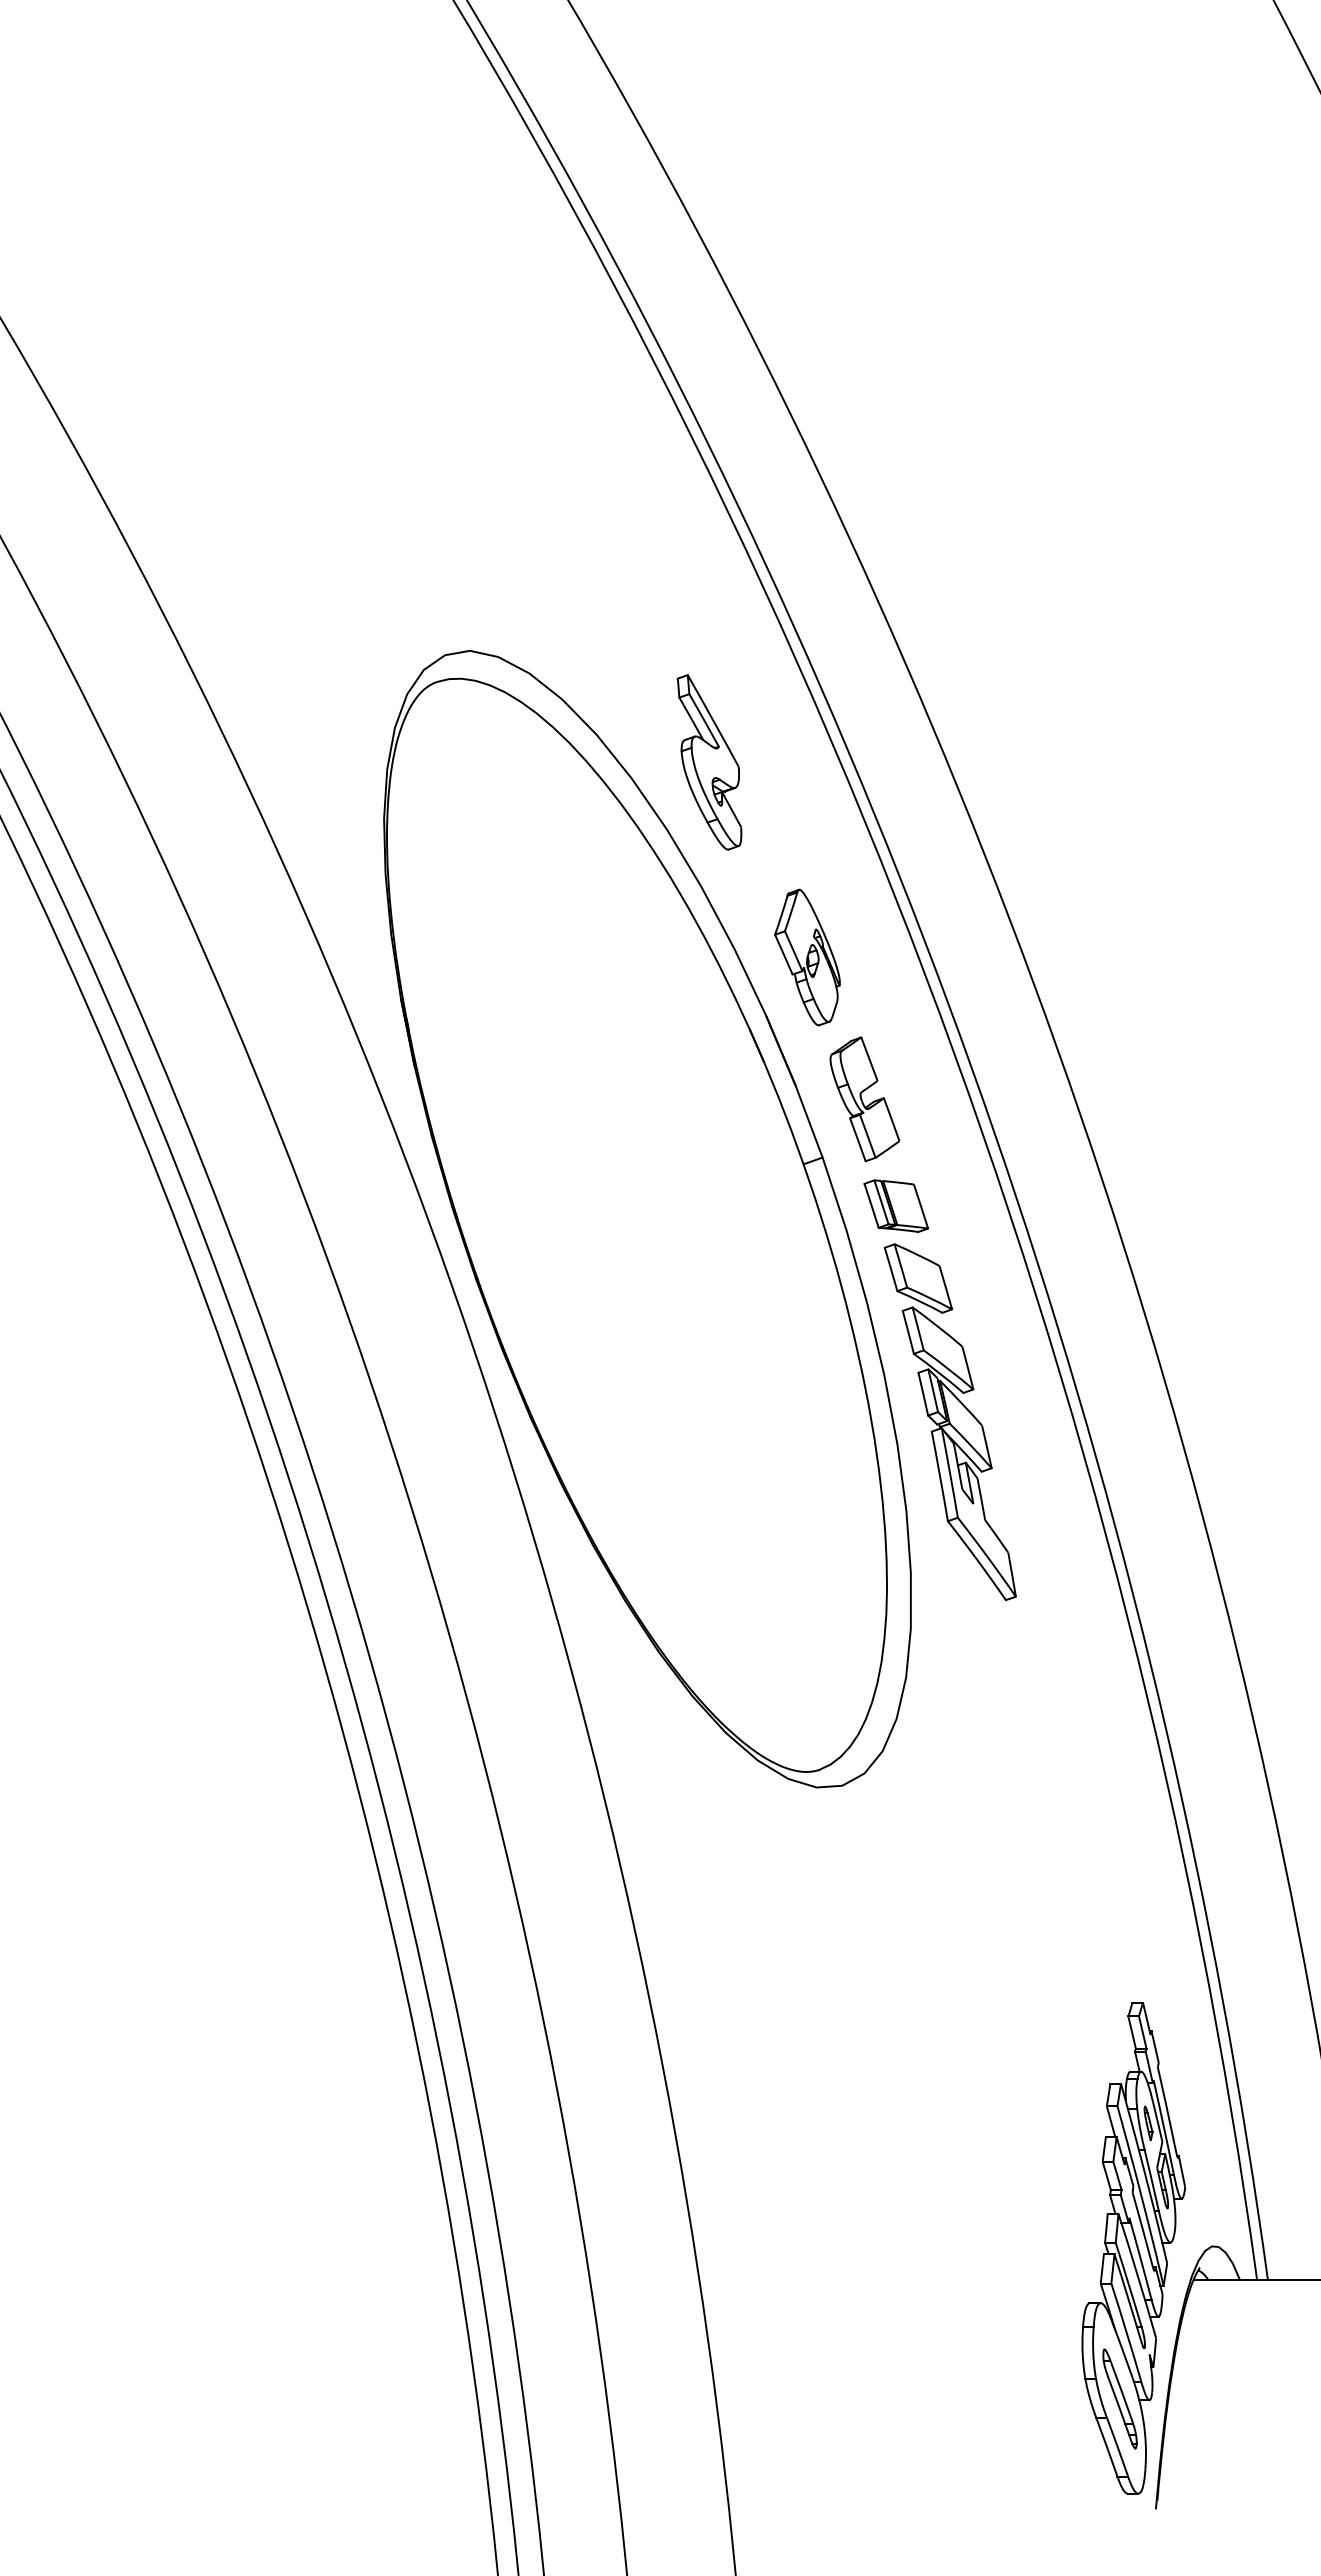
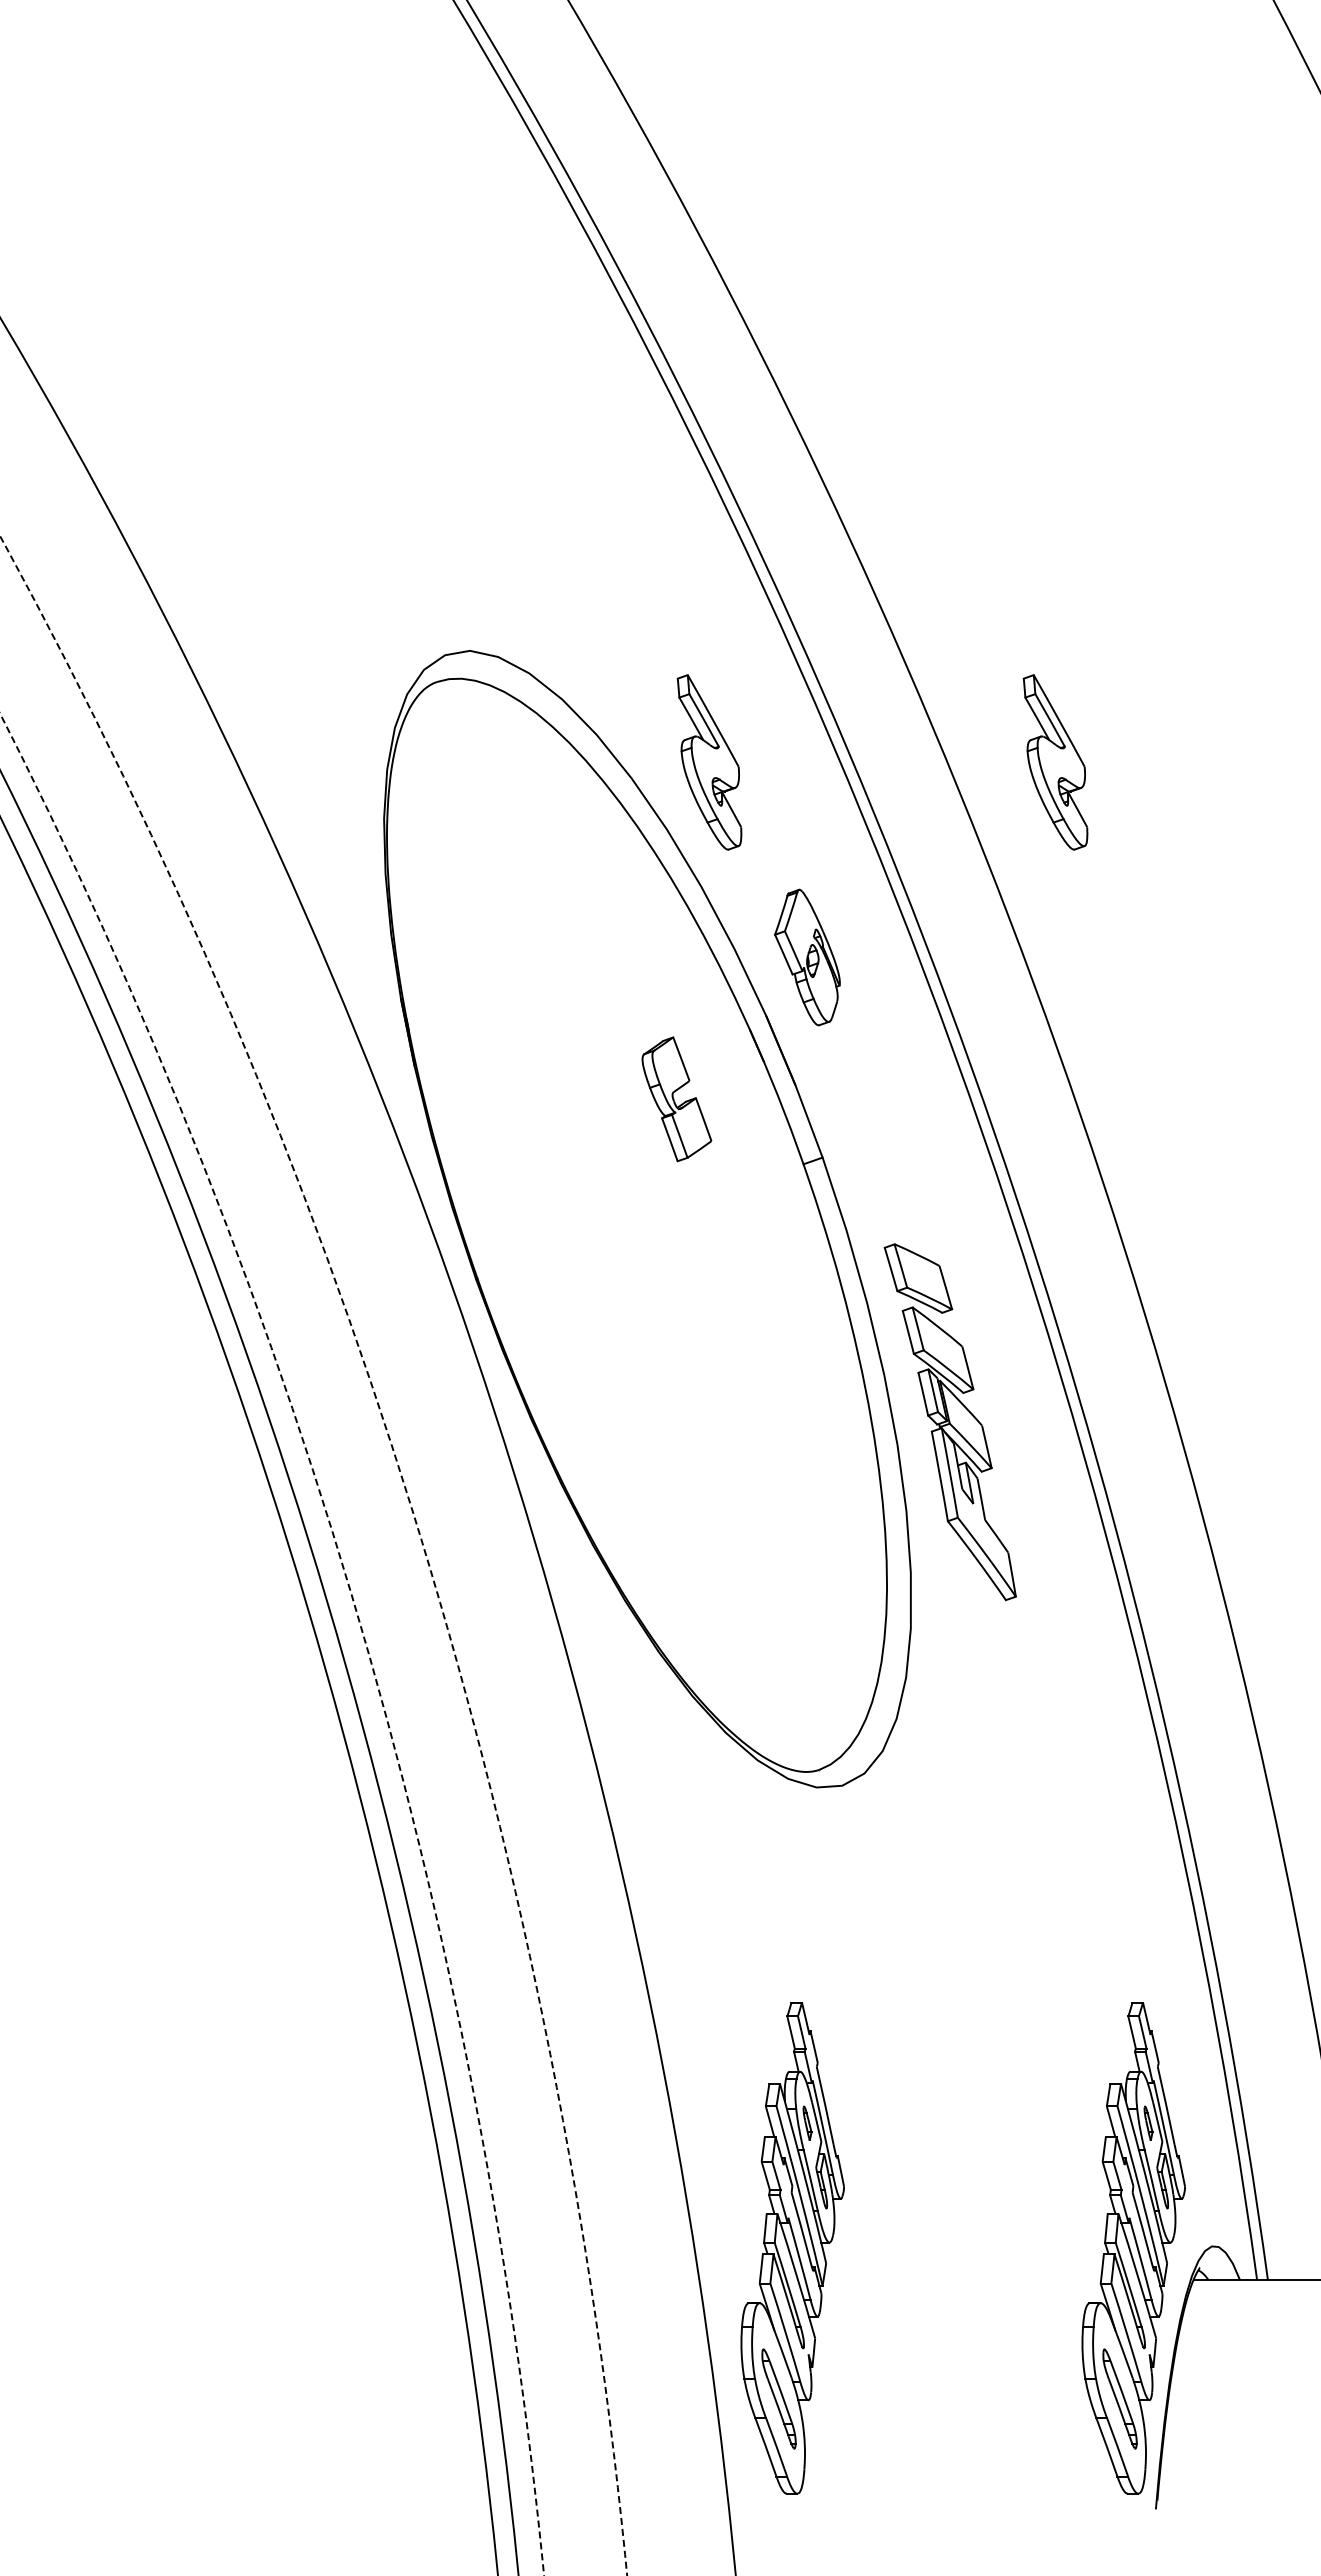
part: none -> present (1055, 762)
part position: (864, 1099) -> (676, 1099) (676, 1099)
part: present -> none (896, 1205)
circle: solid -> dashed (313, 1555)
circle: solid -> dashed (272, 1644)
part: none -> present (792, 2248)
